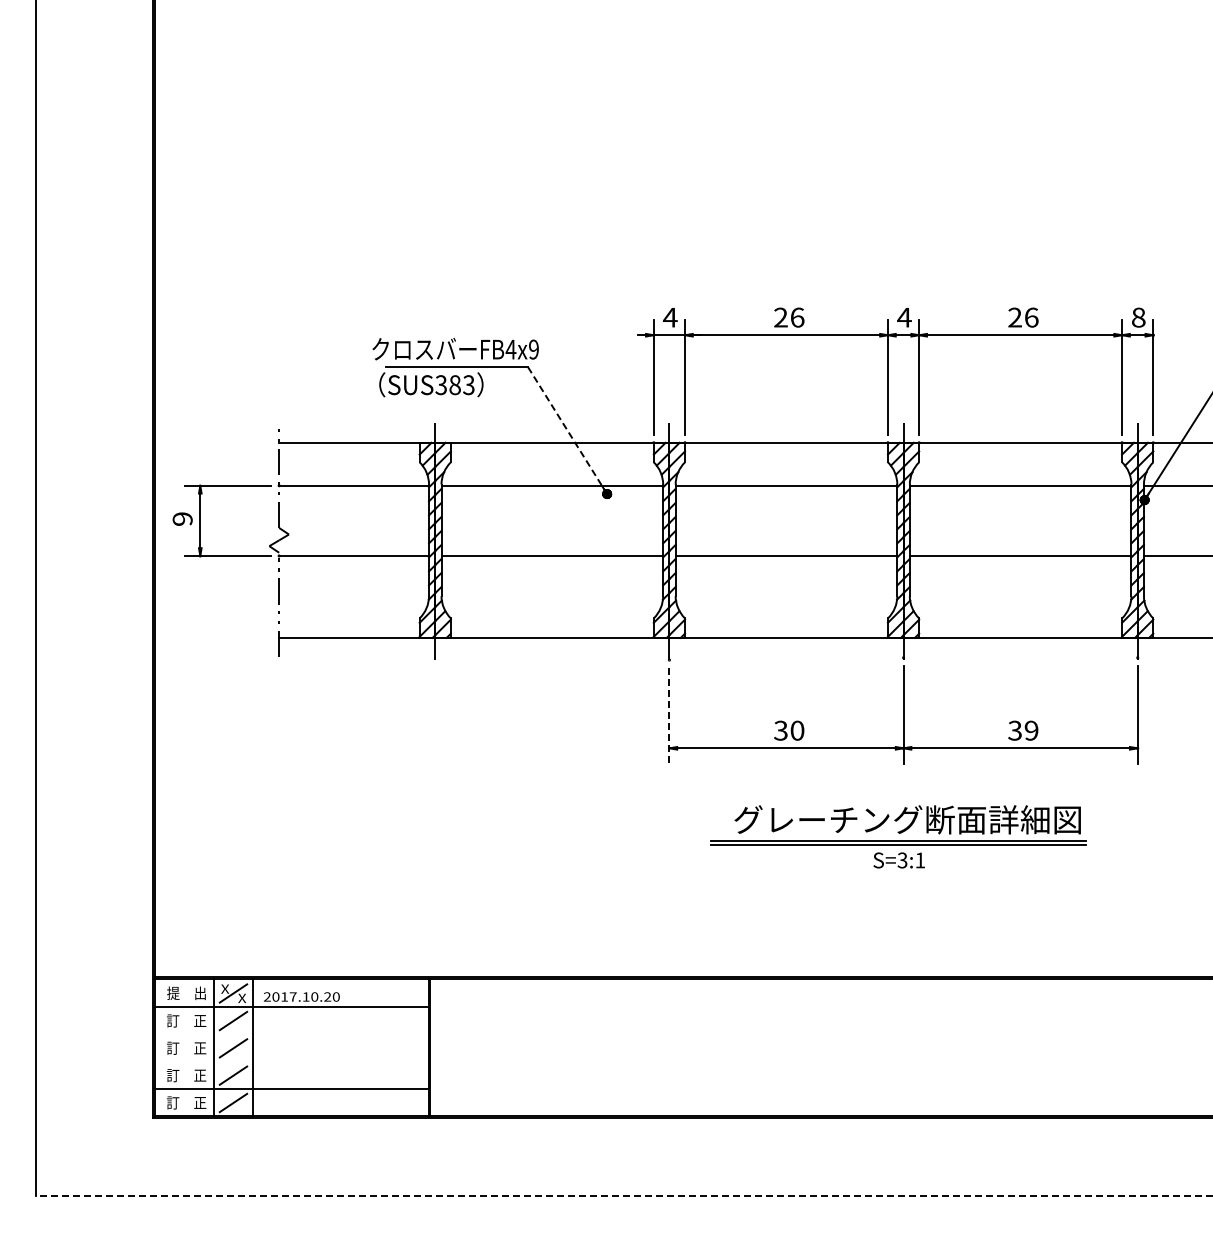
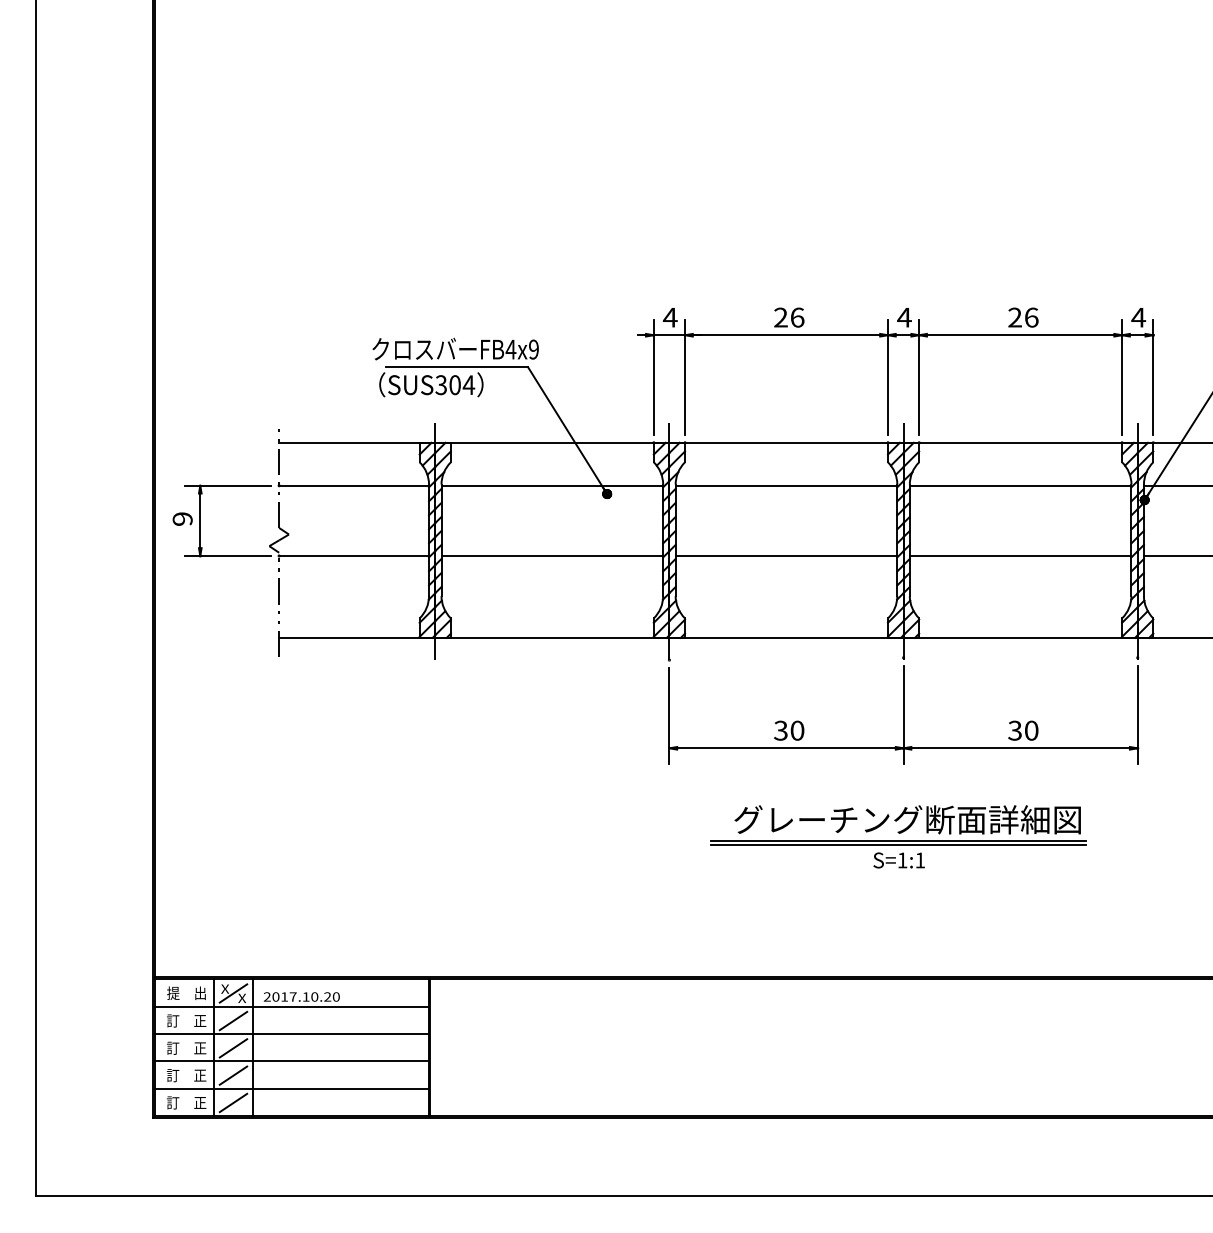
text: 8 -> 4 (1138, 317)
text: SUS383 -> SUS304 (462, 385)
line: dashed -> solid (567, 429)
line: dashed -> solid (669, 715)
text: 39 -> 30 (1031, 730)
text: S=3:1 -> S=1:1 (902, 860)
line: none -> present (291, 1034)
line: none -> present (291, 1061)
line: dashed -> solid (624, 1196)
